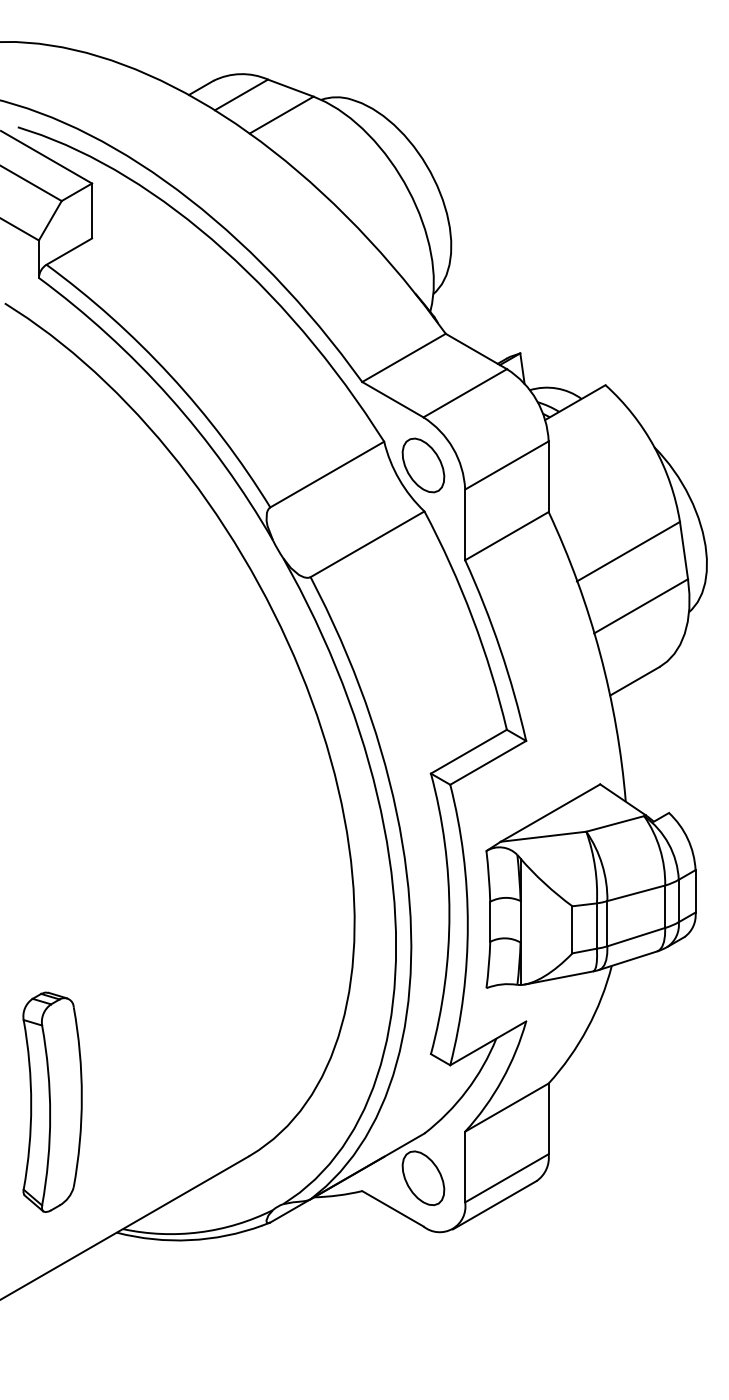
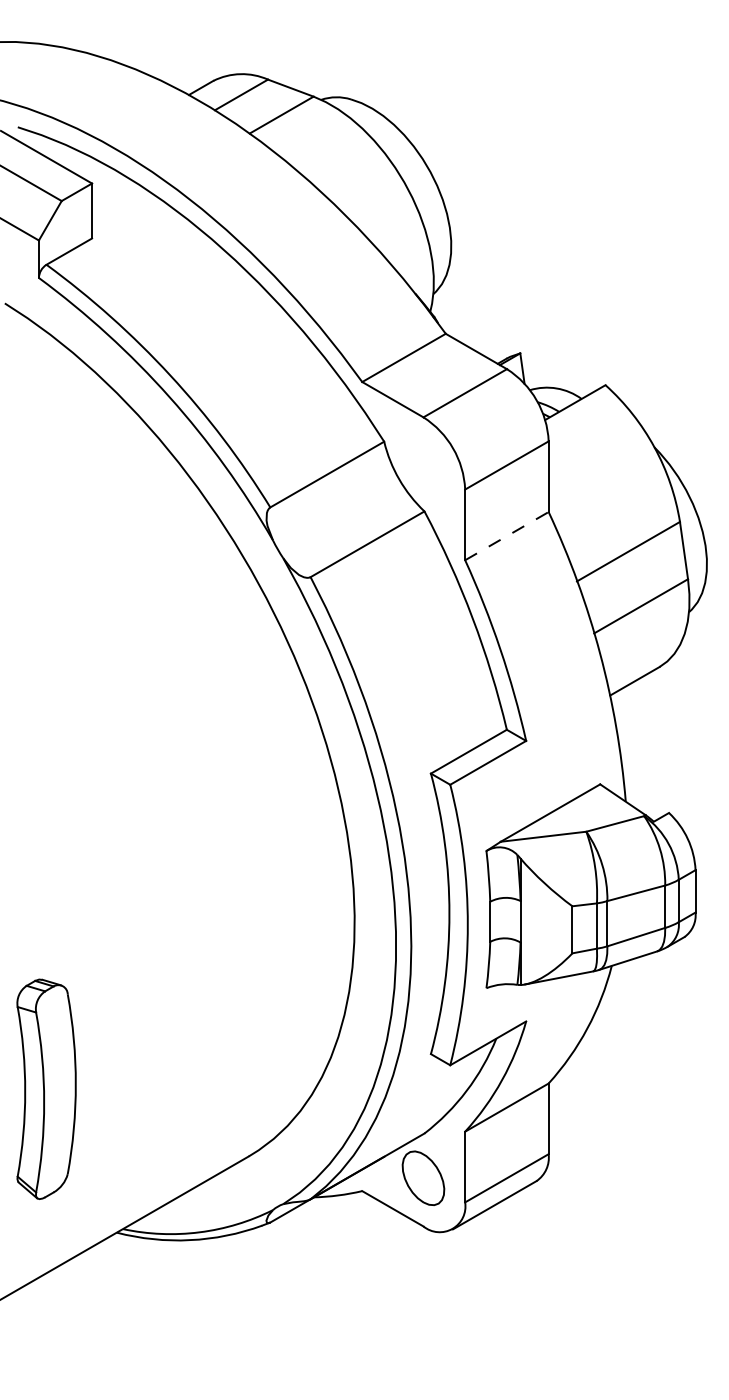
part: present -> none (423, 465)
line: solid -> dashed (507, 535)
part position: (52, 1101) -> (46, 1088) (46, 1088)
